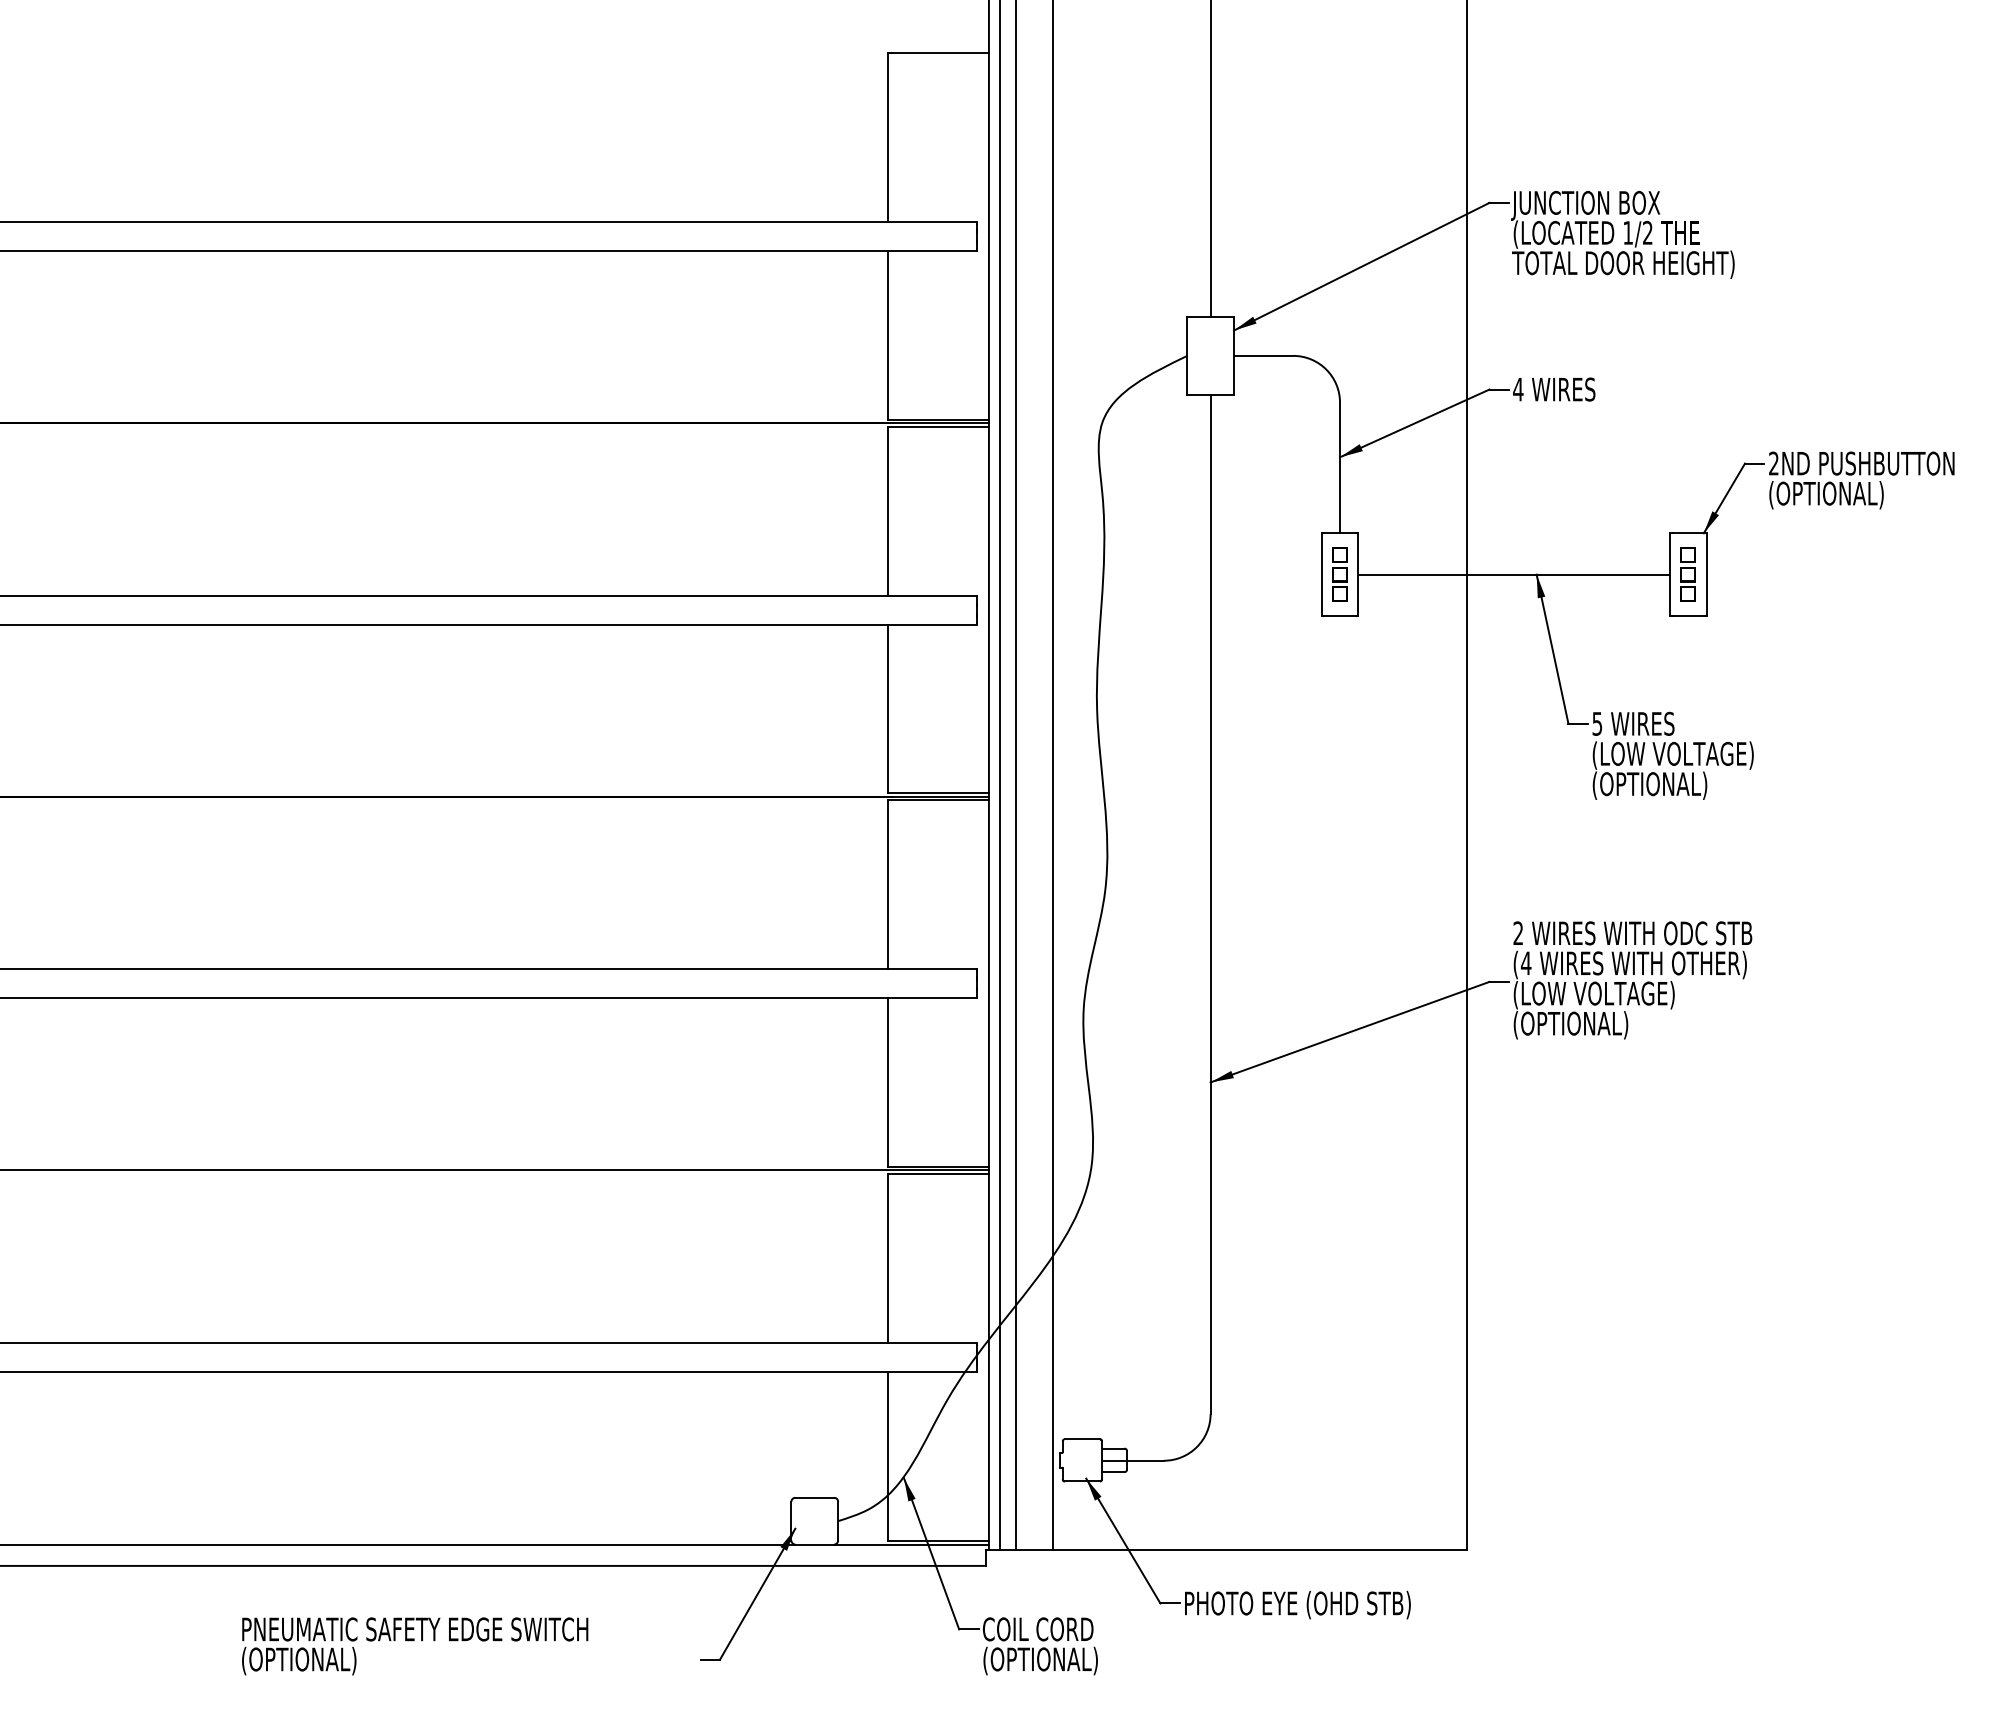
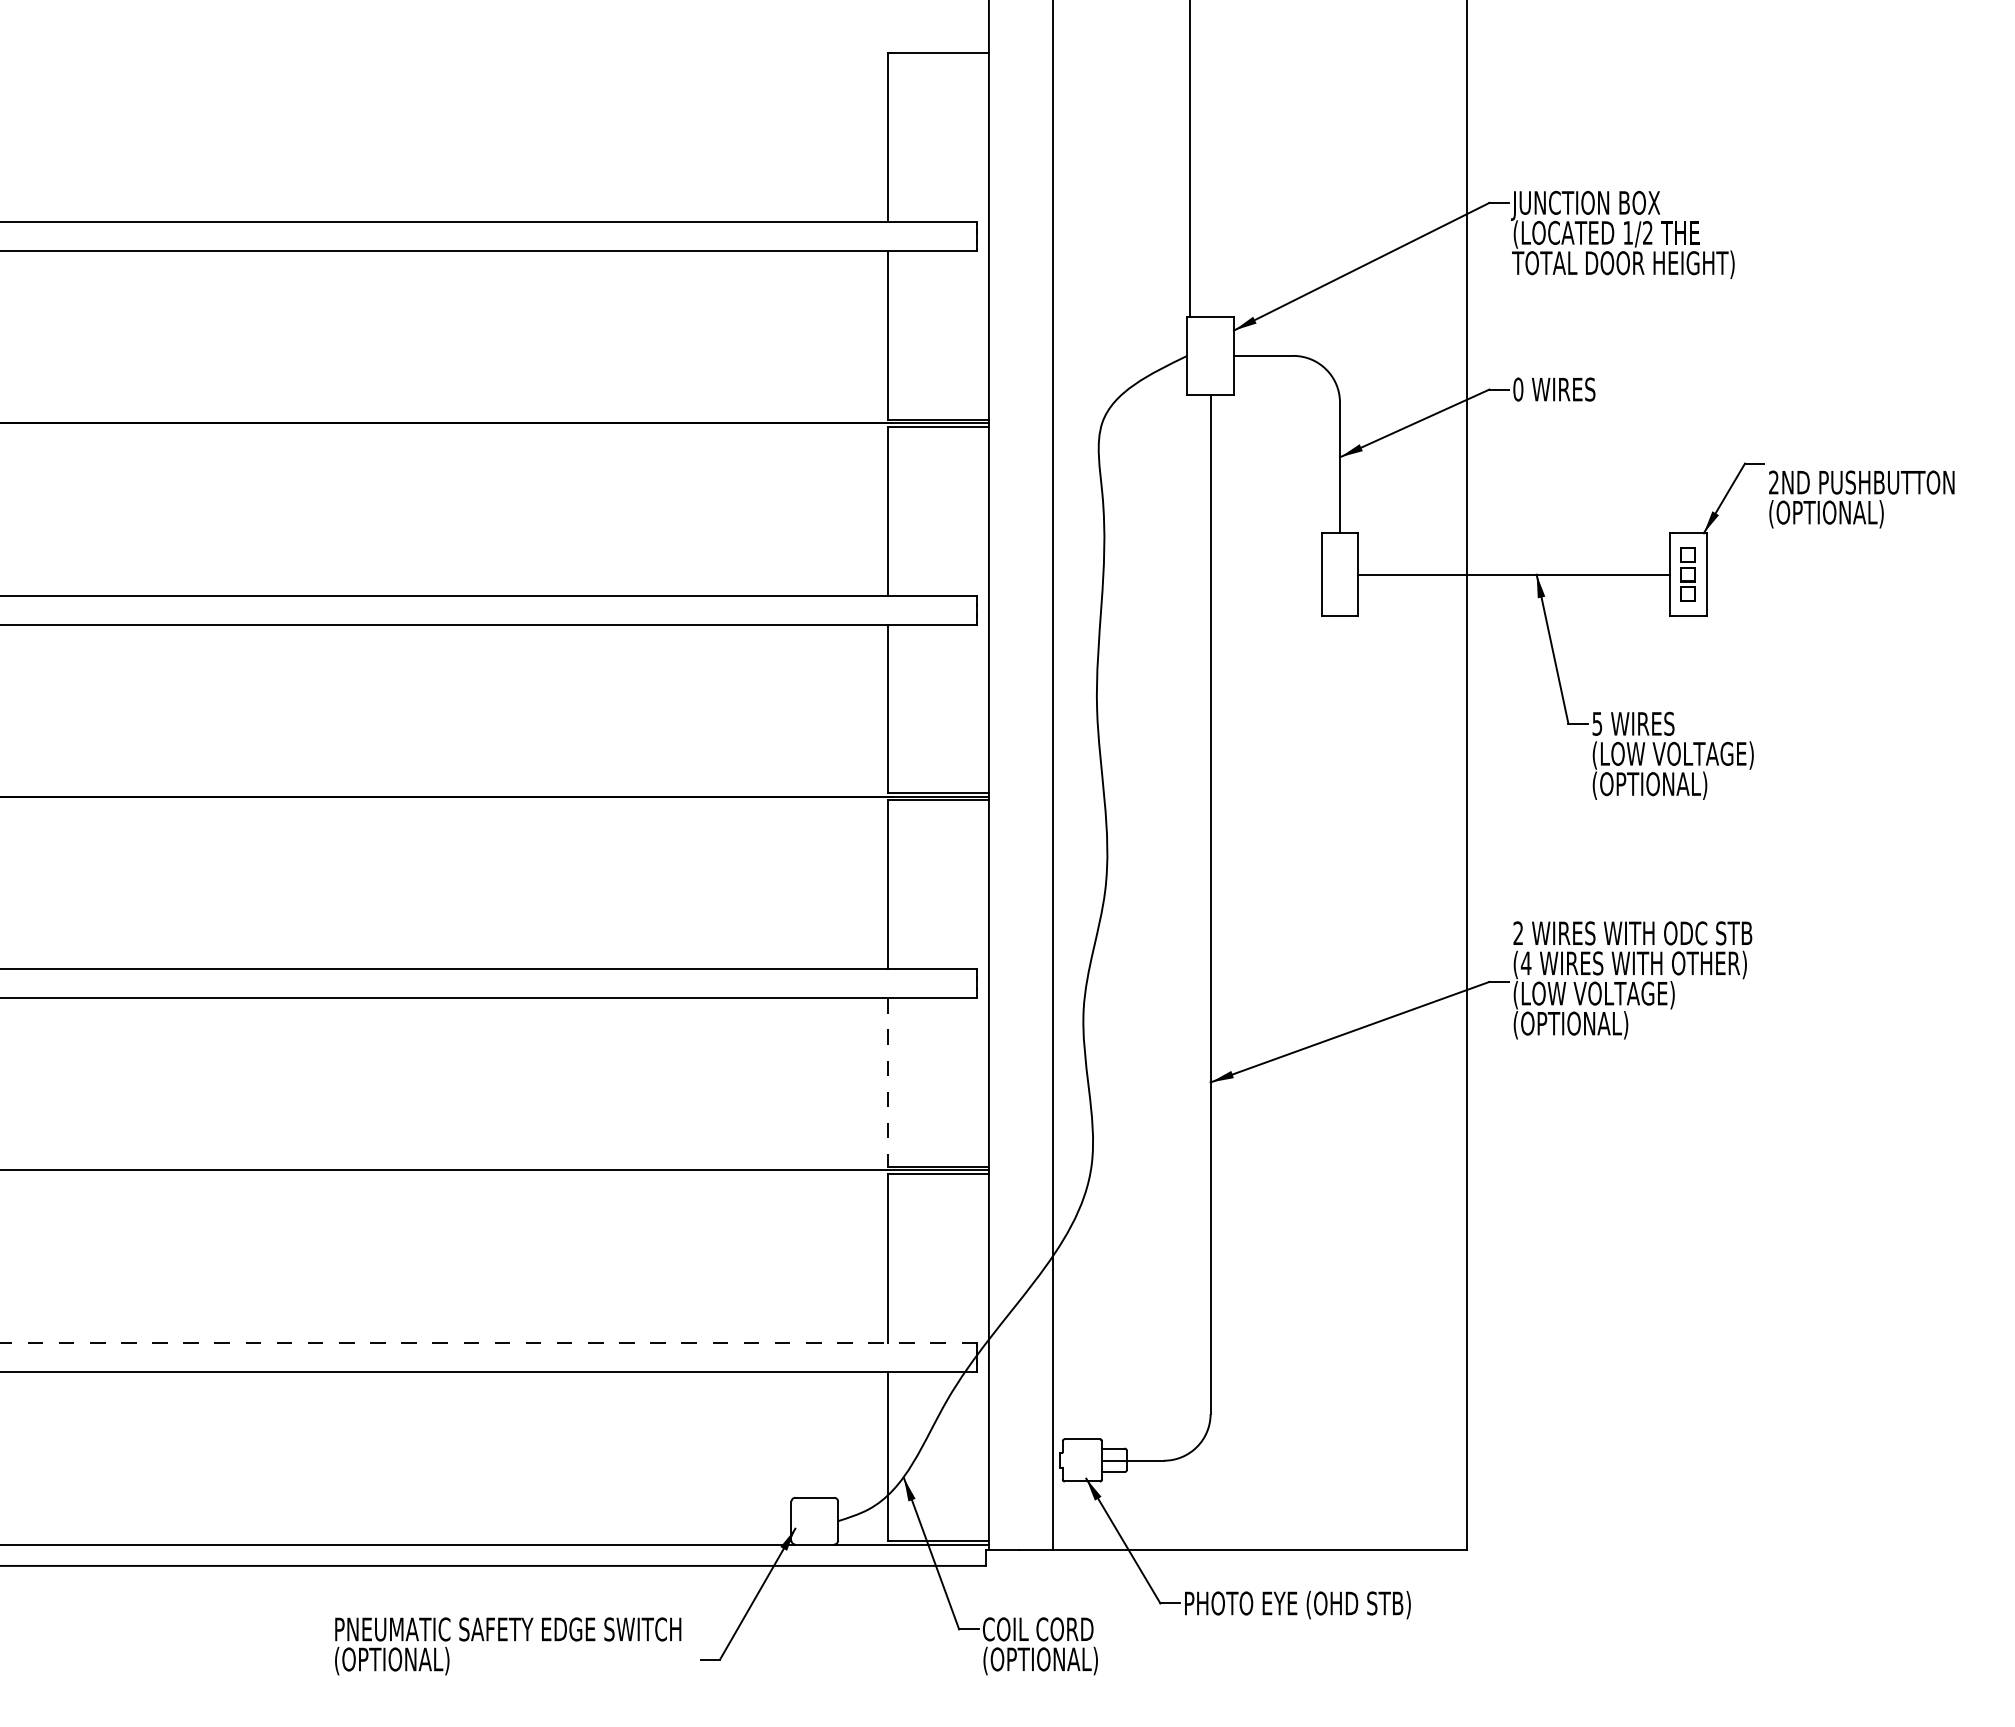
line position: (1210, 159) -> (1189, 159) (1189, 159)
text: 4 -> 0 (1518, 389)
text position: (1861, 480) -> (1861, 499) (1861, 499)
part: present -> none (1339, 574)
line: present -> none (999, 775)
line: present -> none (1016, 775)
line: solid -> dashed (887, 1083)
line: solid -> dashed (489, 1342)
text position: (415, 1646) -> (508, 1646) (508, 1646)
